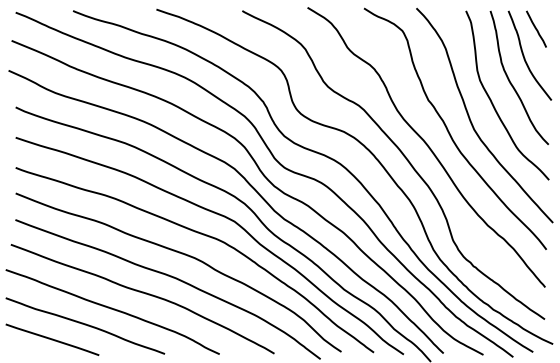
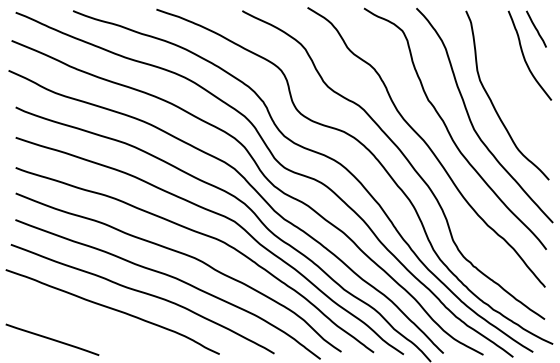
curve: present -> none (510, 80)
curve: present -> none (85, 325)
